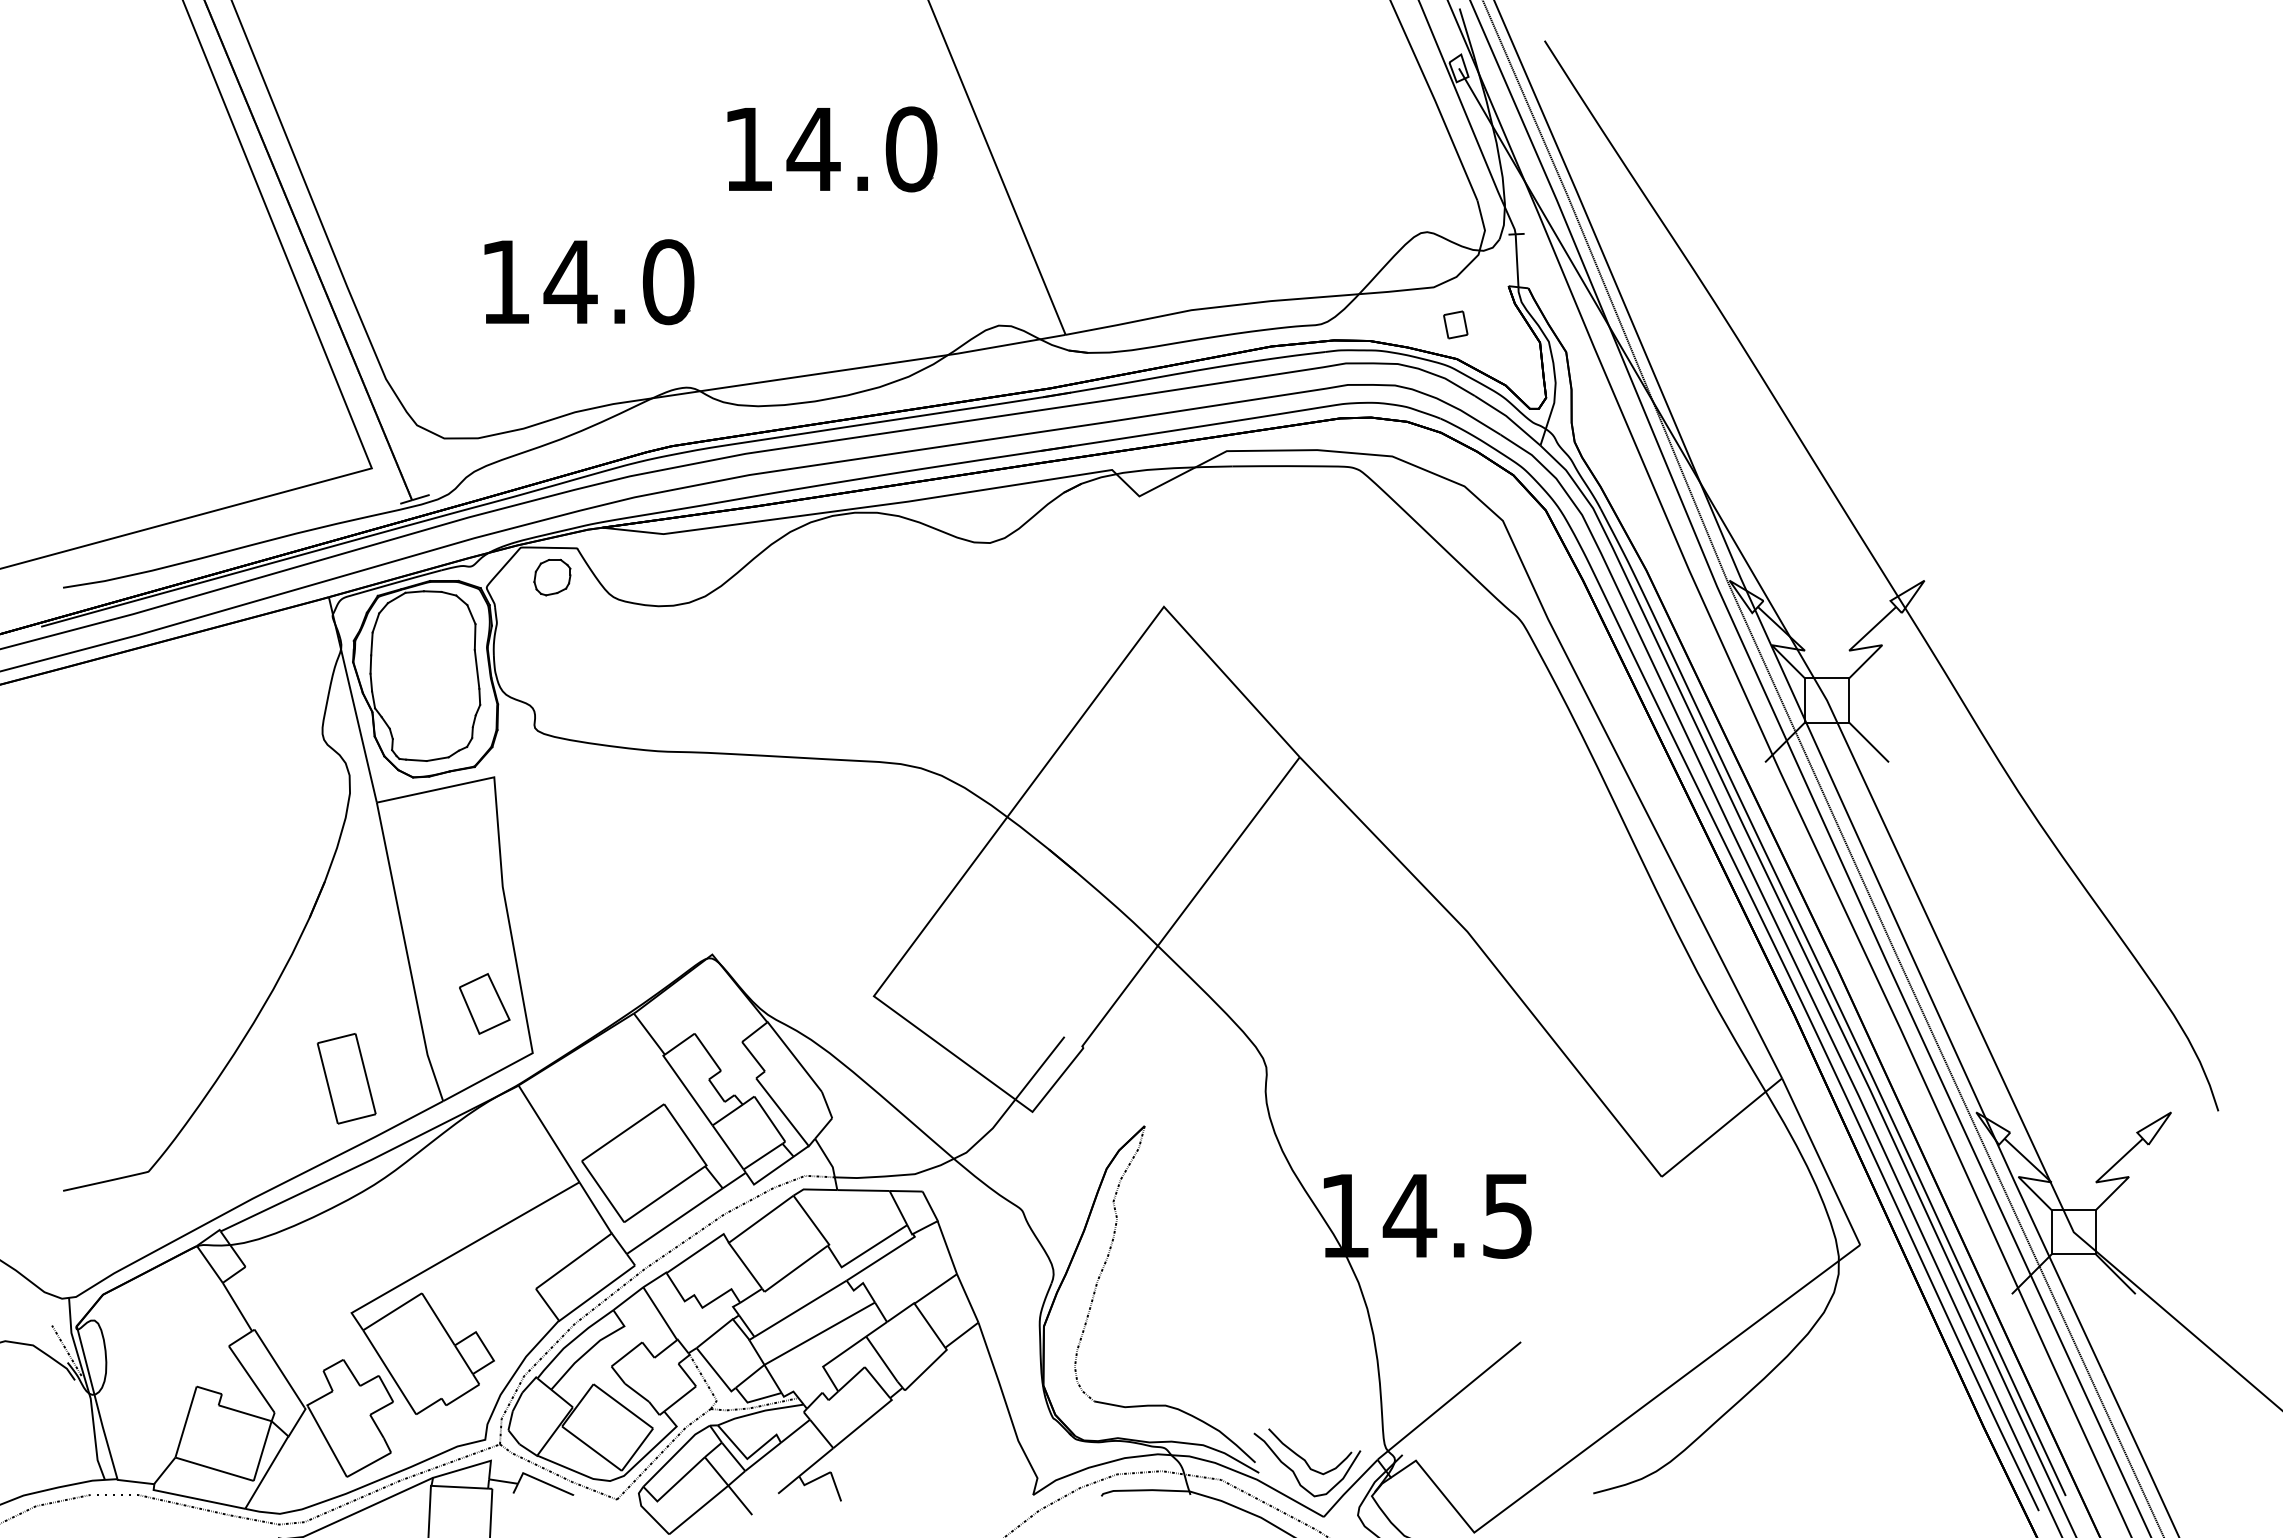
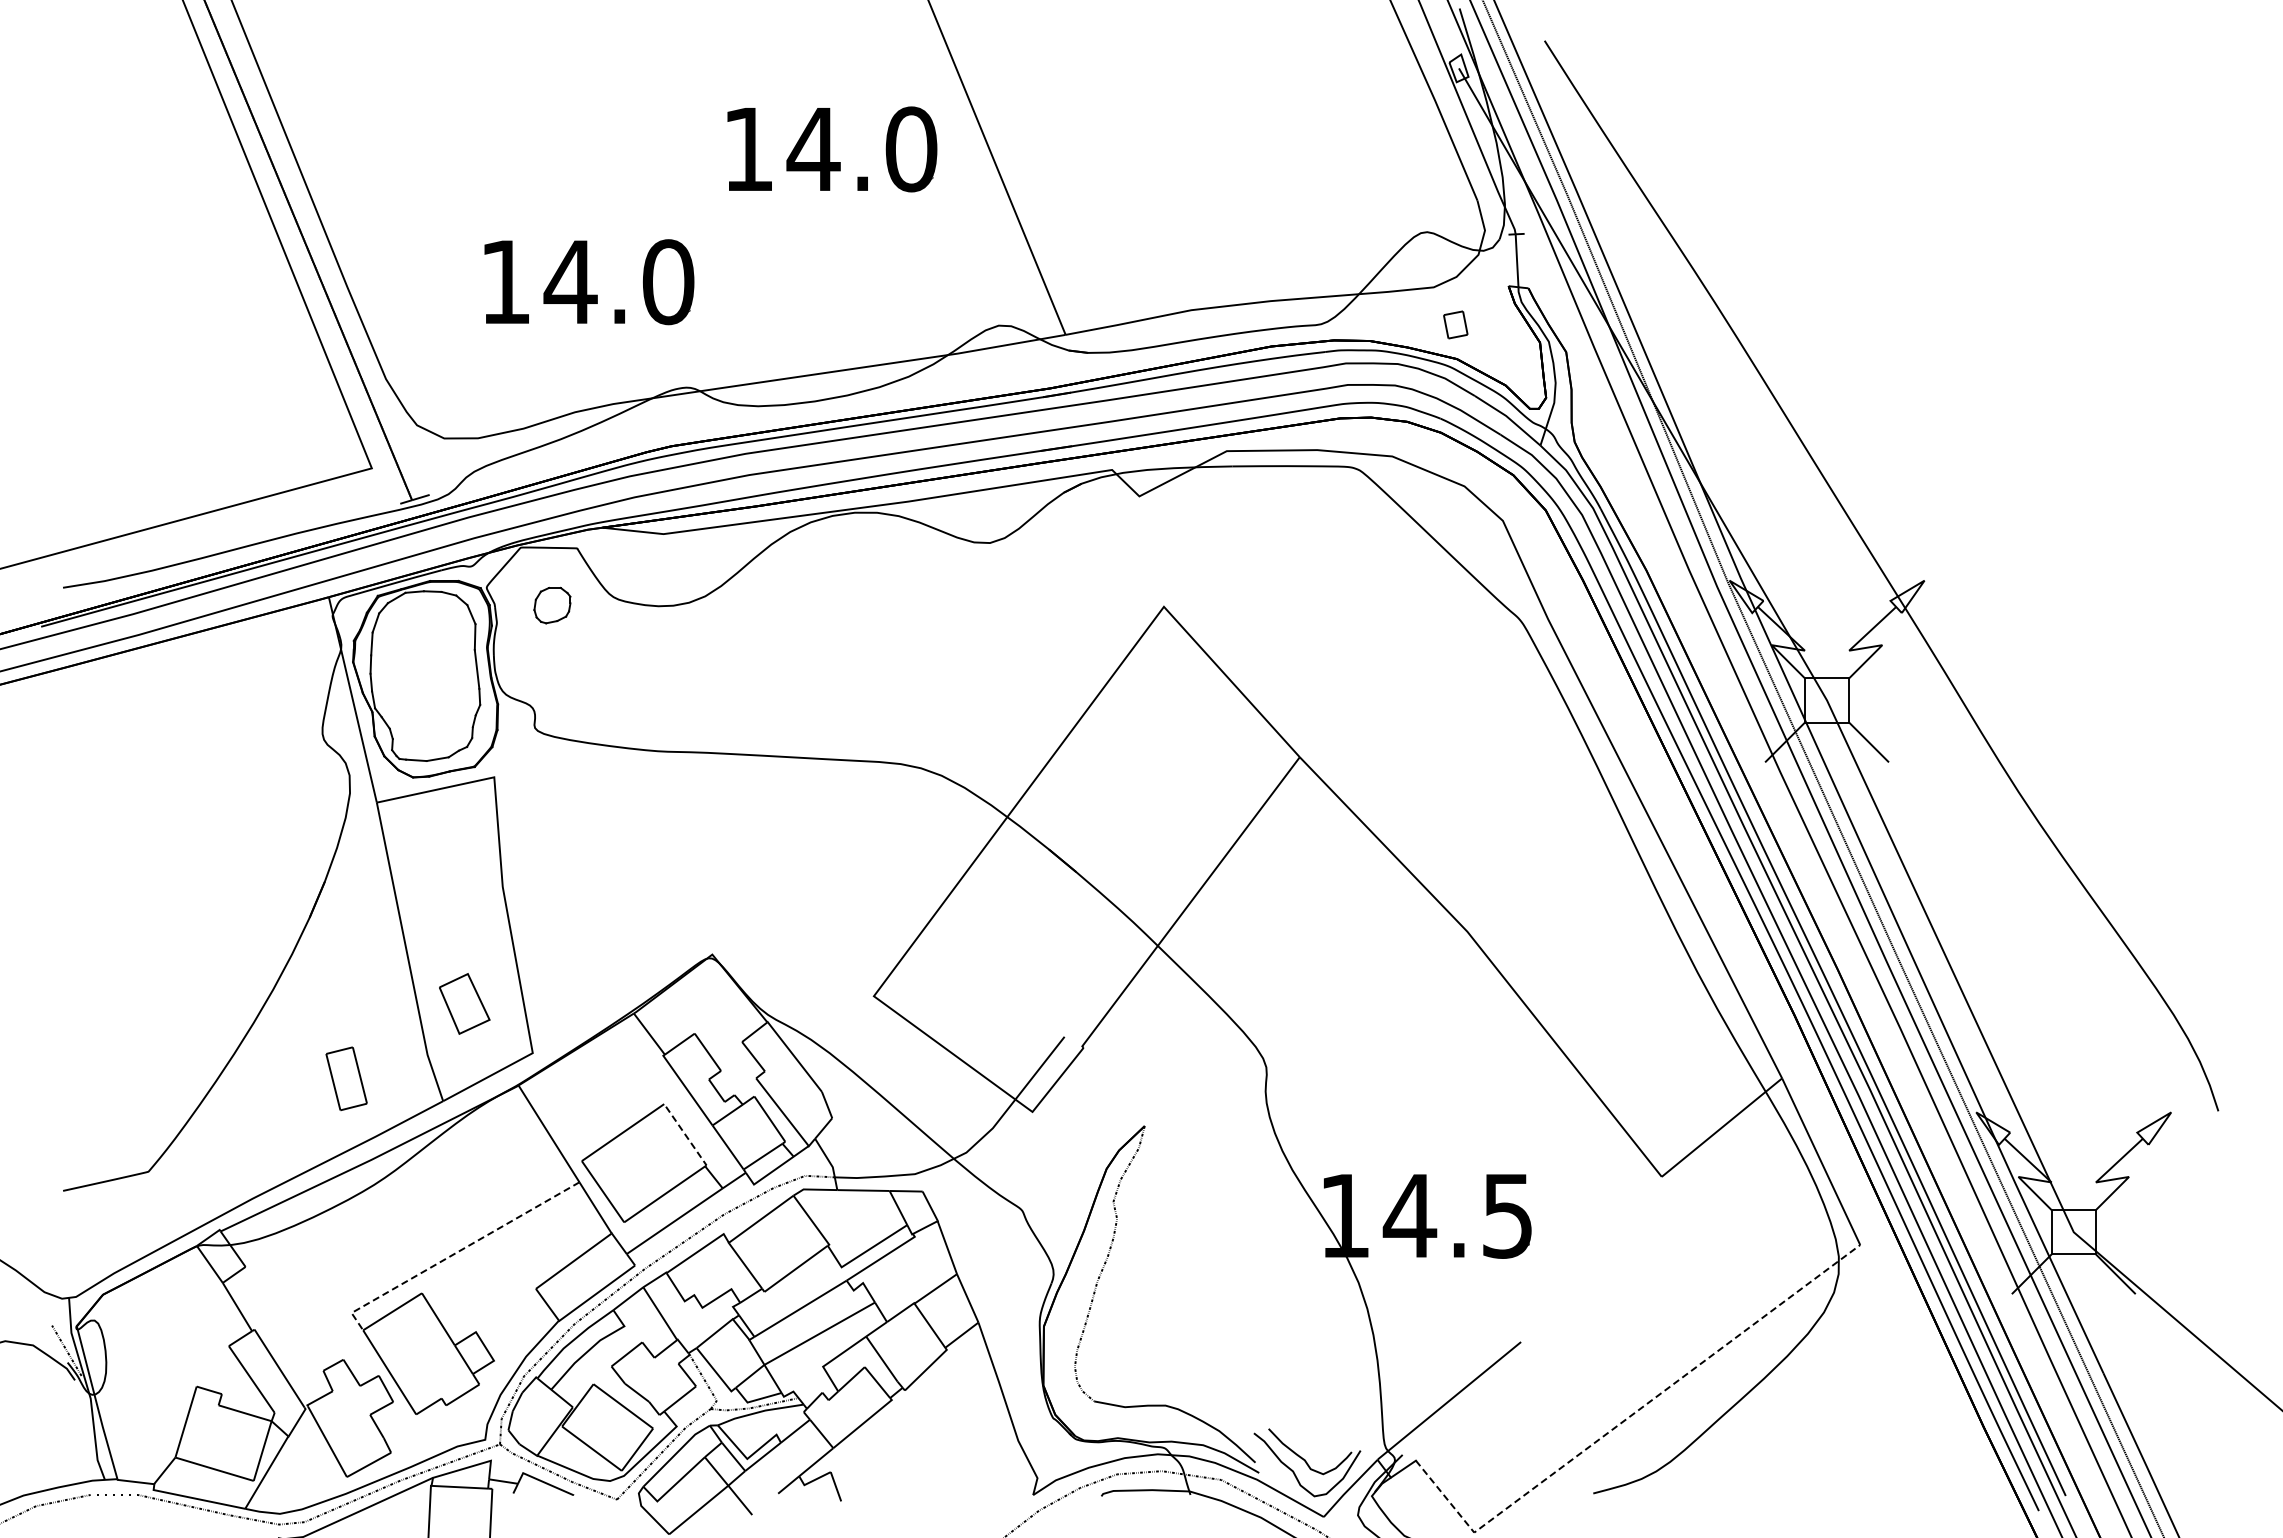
part position: (552, 577) -> (552, 605) (552, 605)
part position: (484, 1003) -> (464, 1003) (464, 1003)
part size: 61x92 px -> 43x65 px (346, 1078)
line: solid -> dashed (686, 1136)
line: solid -> dashed (455, 1253)
line: solid -> dashed (1629, 1416)
